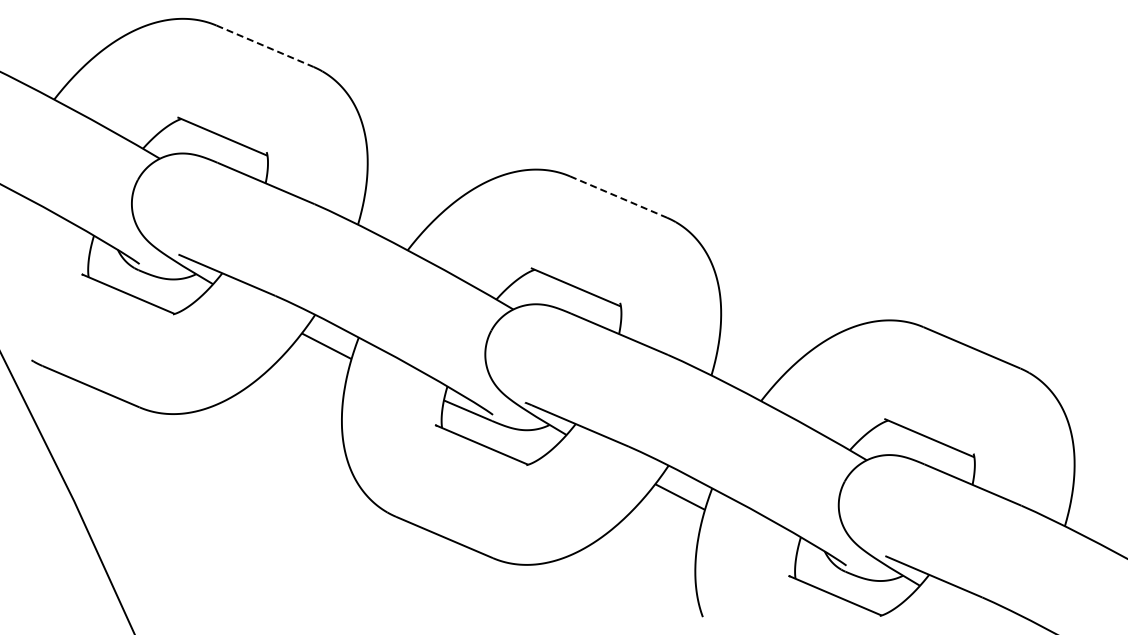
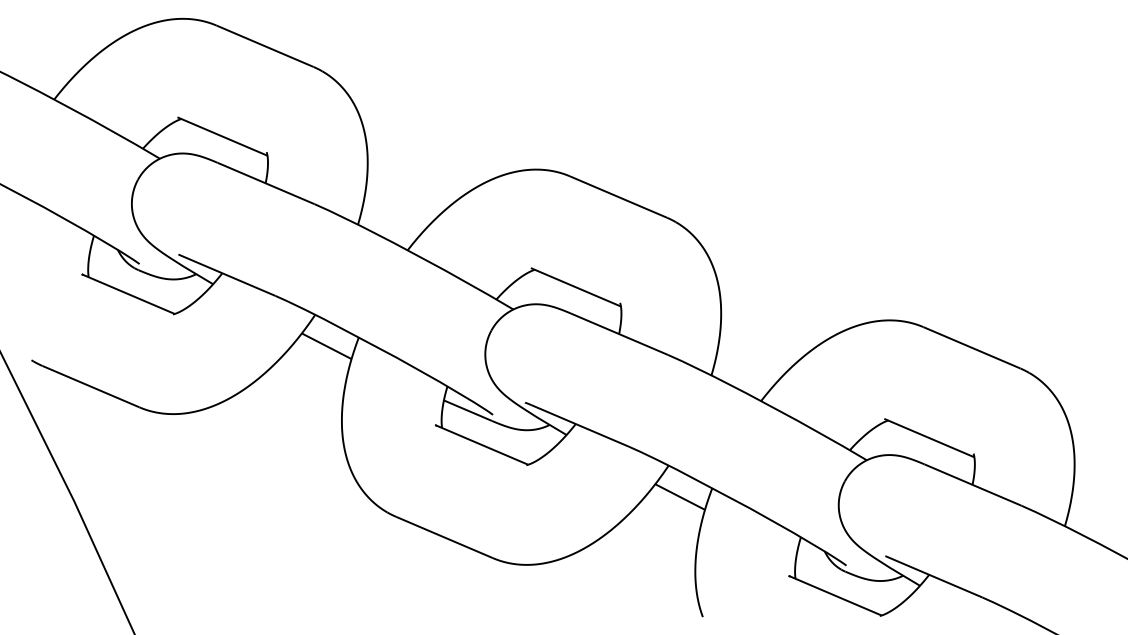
line: dashed -> solid (265, 46)
line: dashed -> solid (618, 197)
